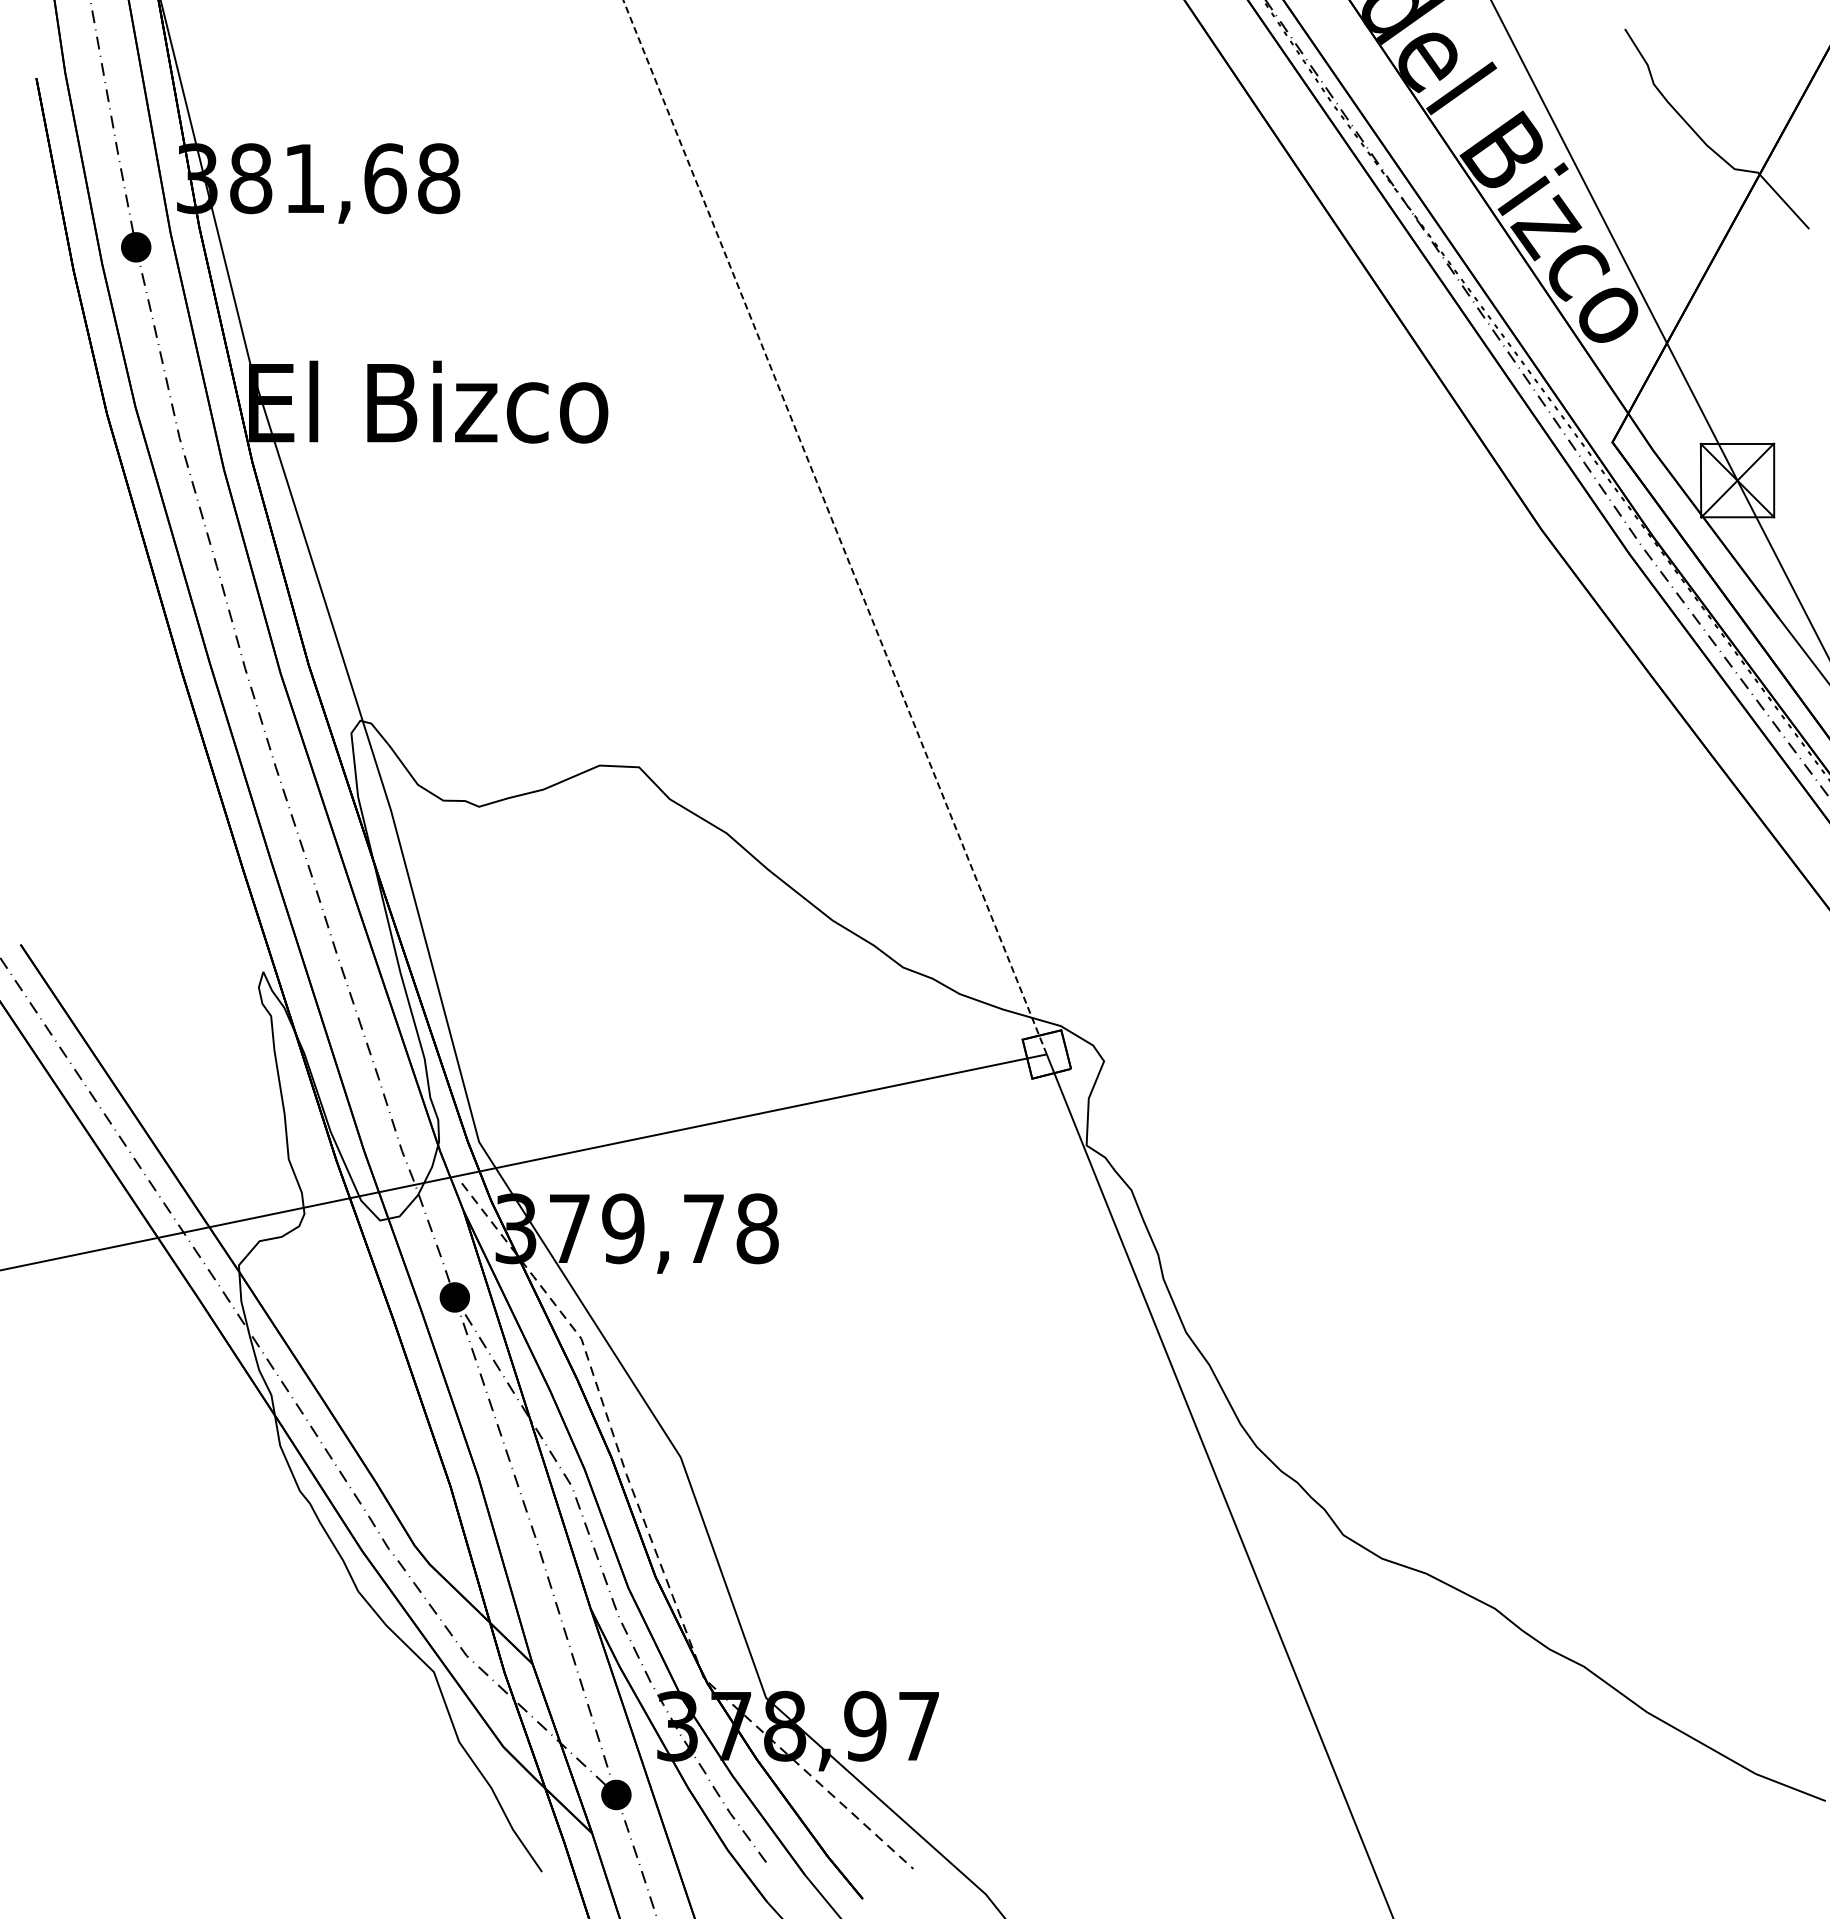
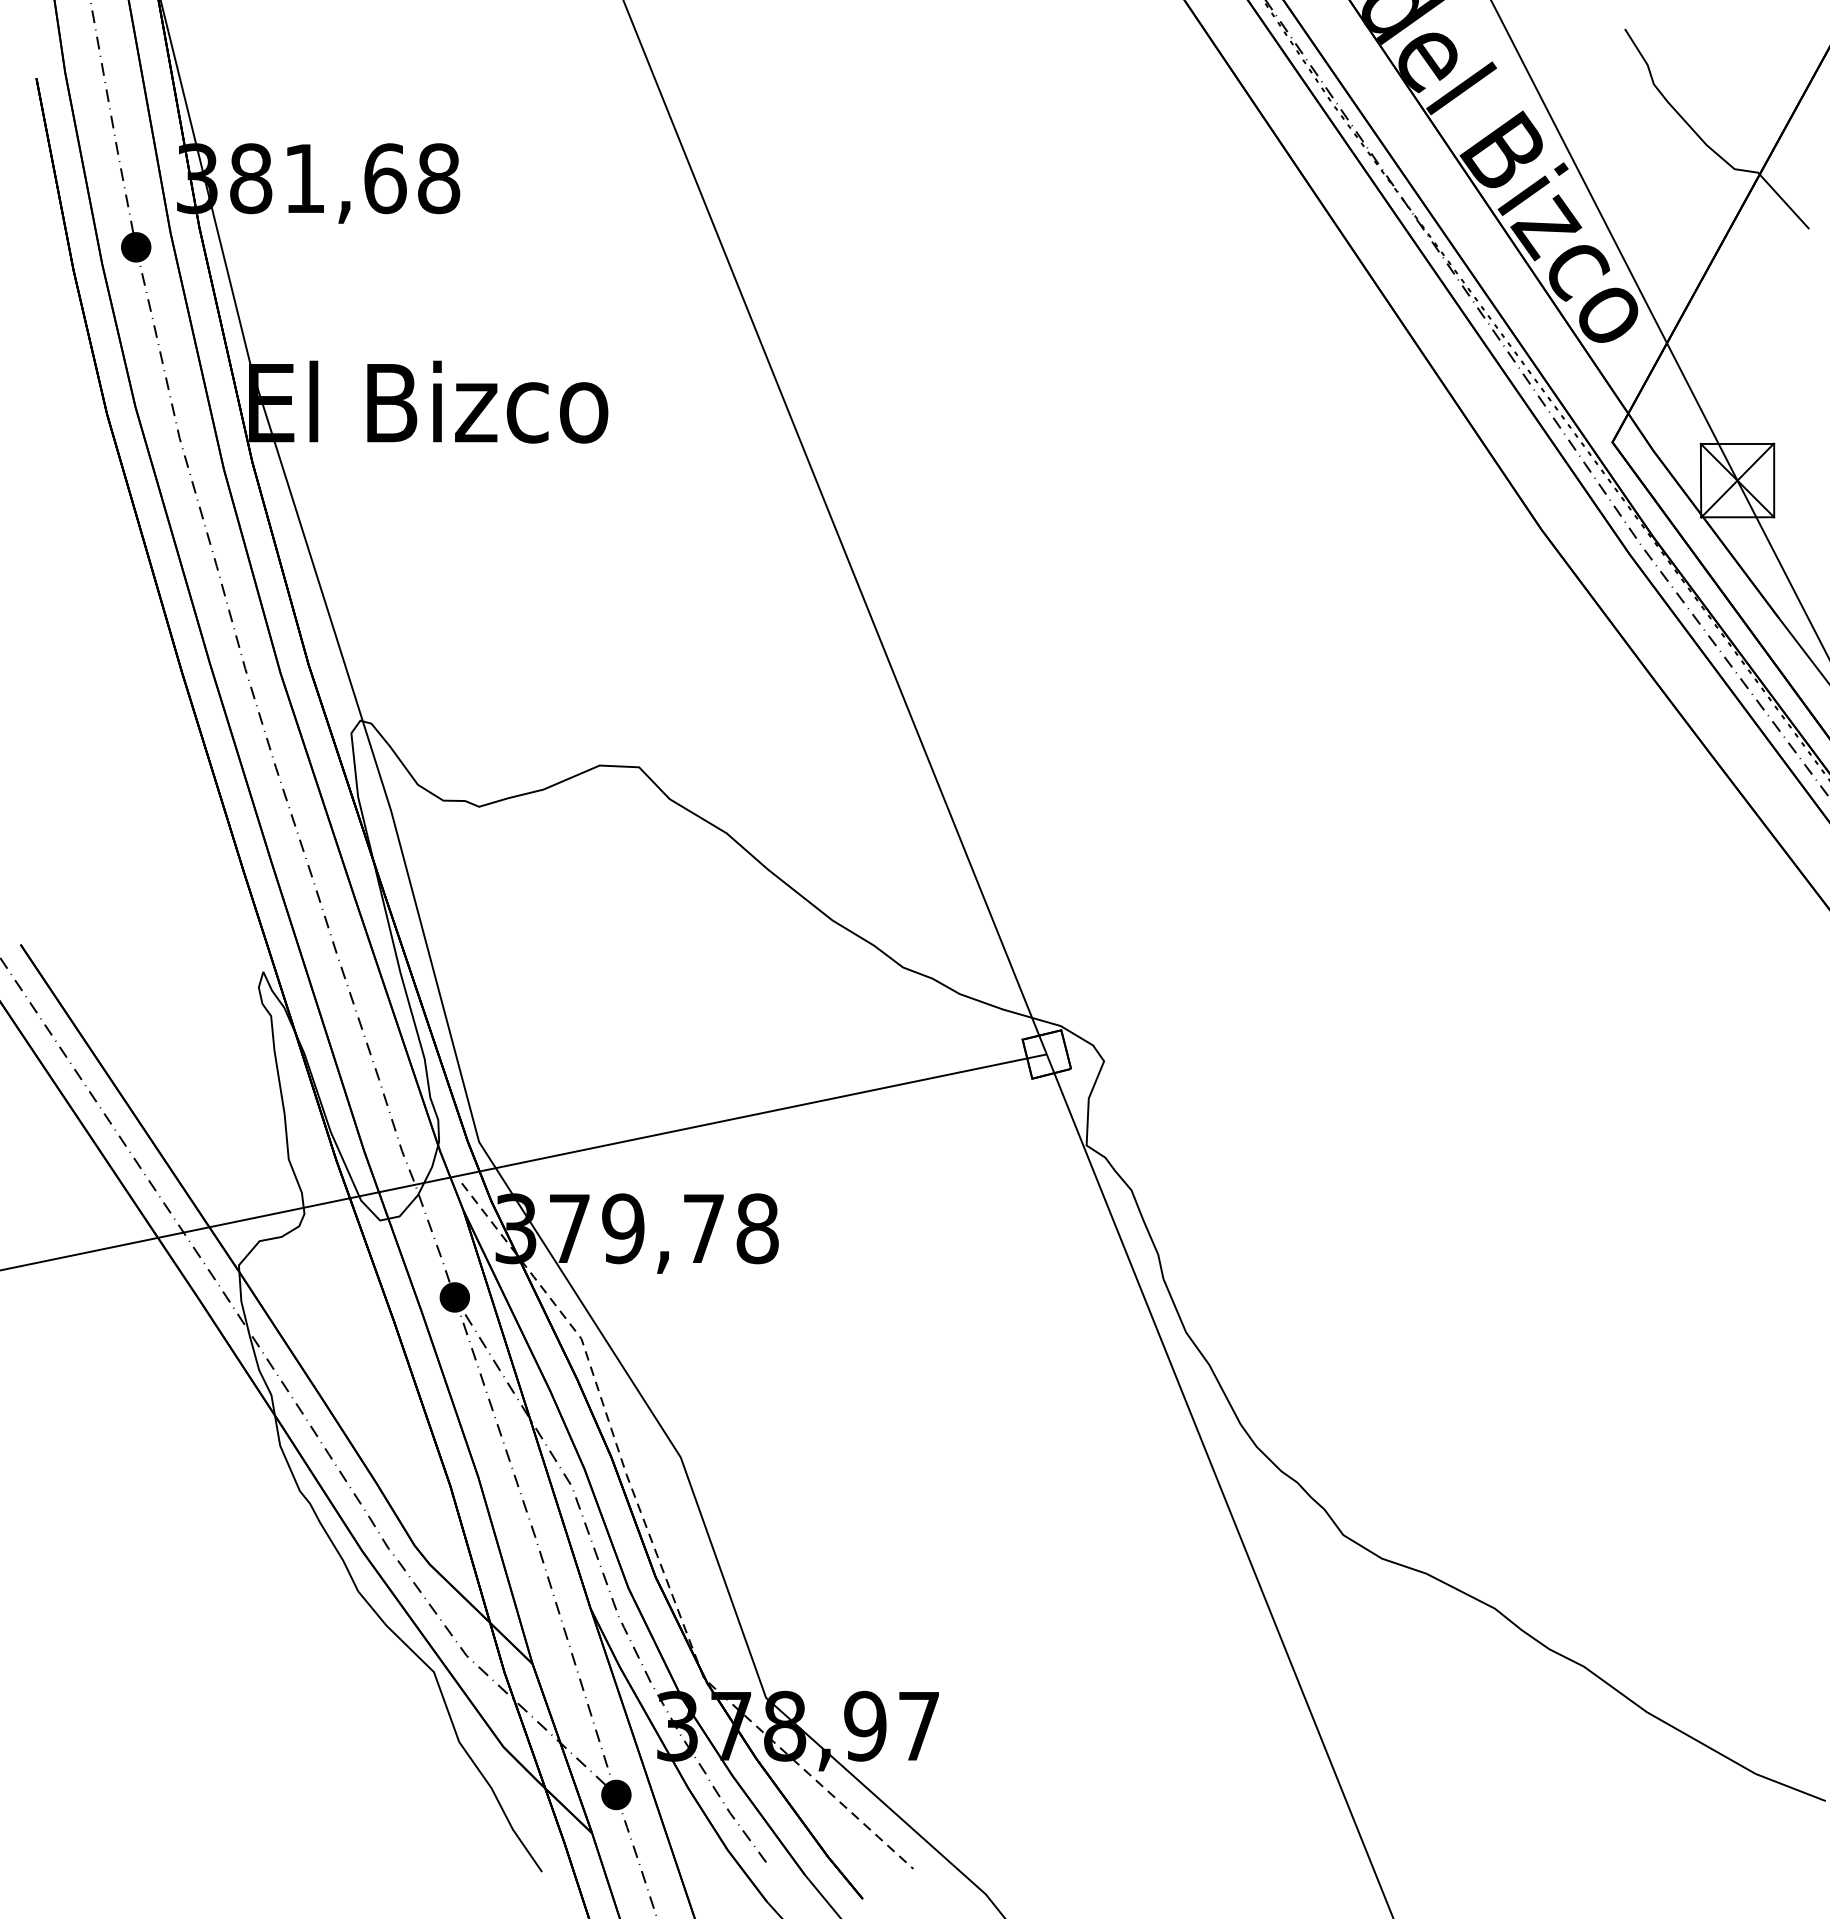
line: dashed -> solid (835, 527)
